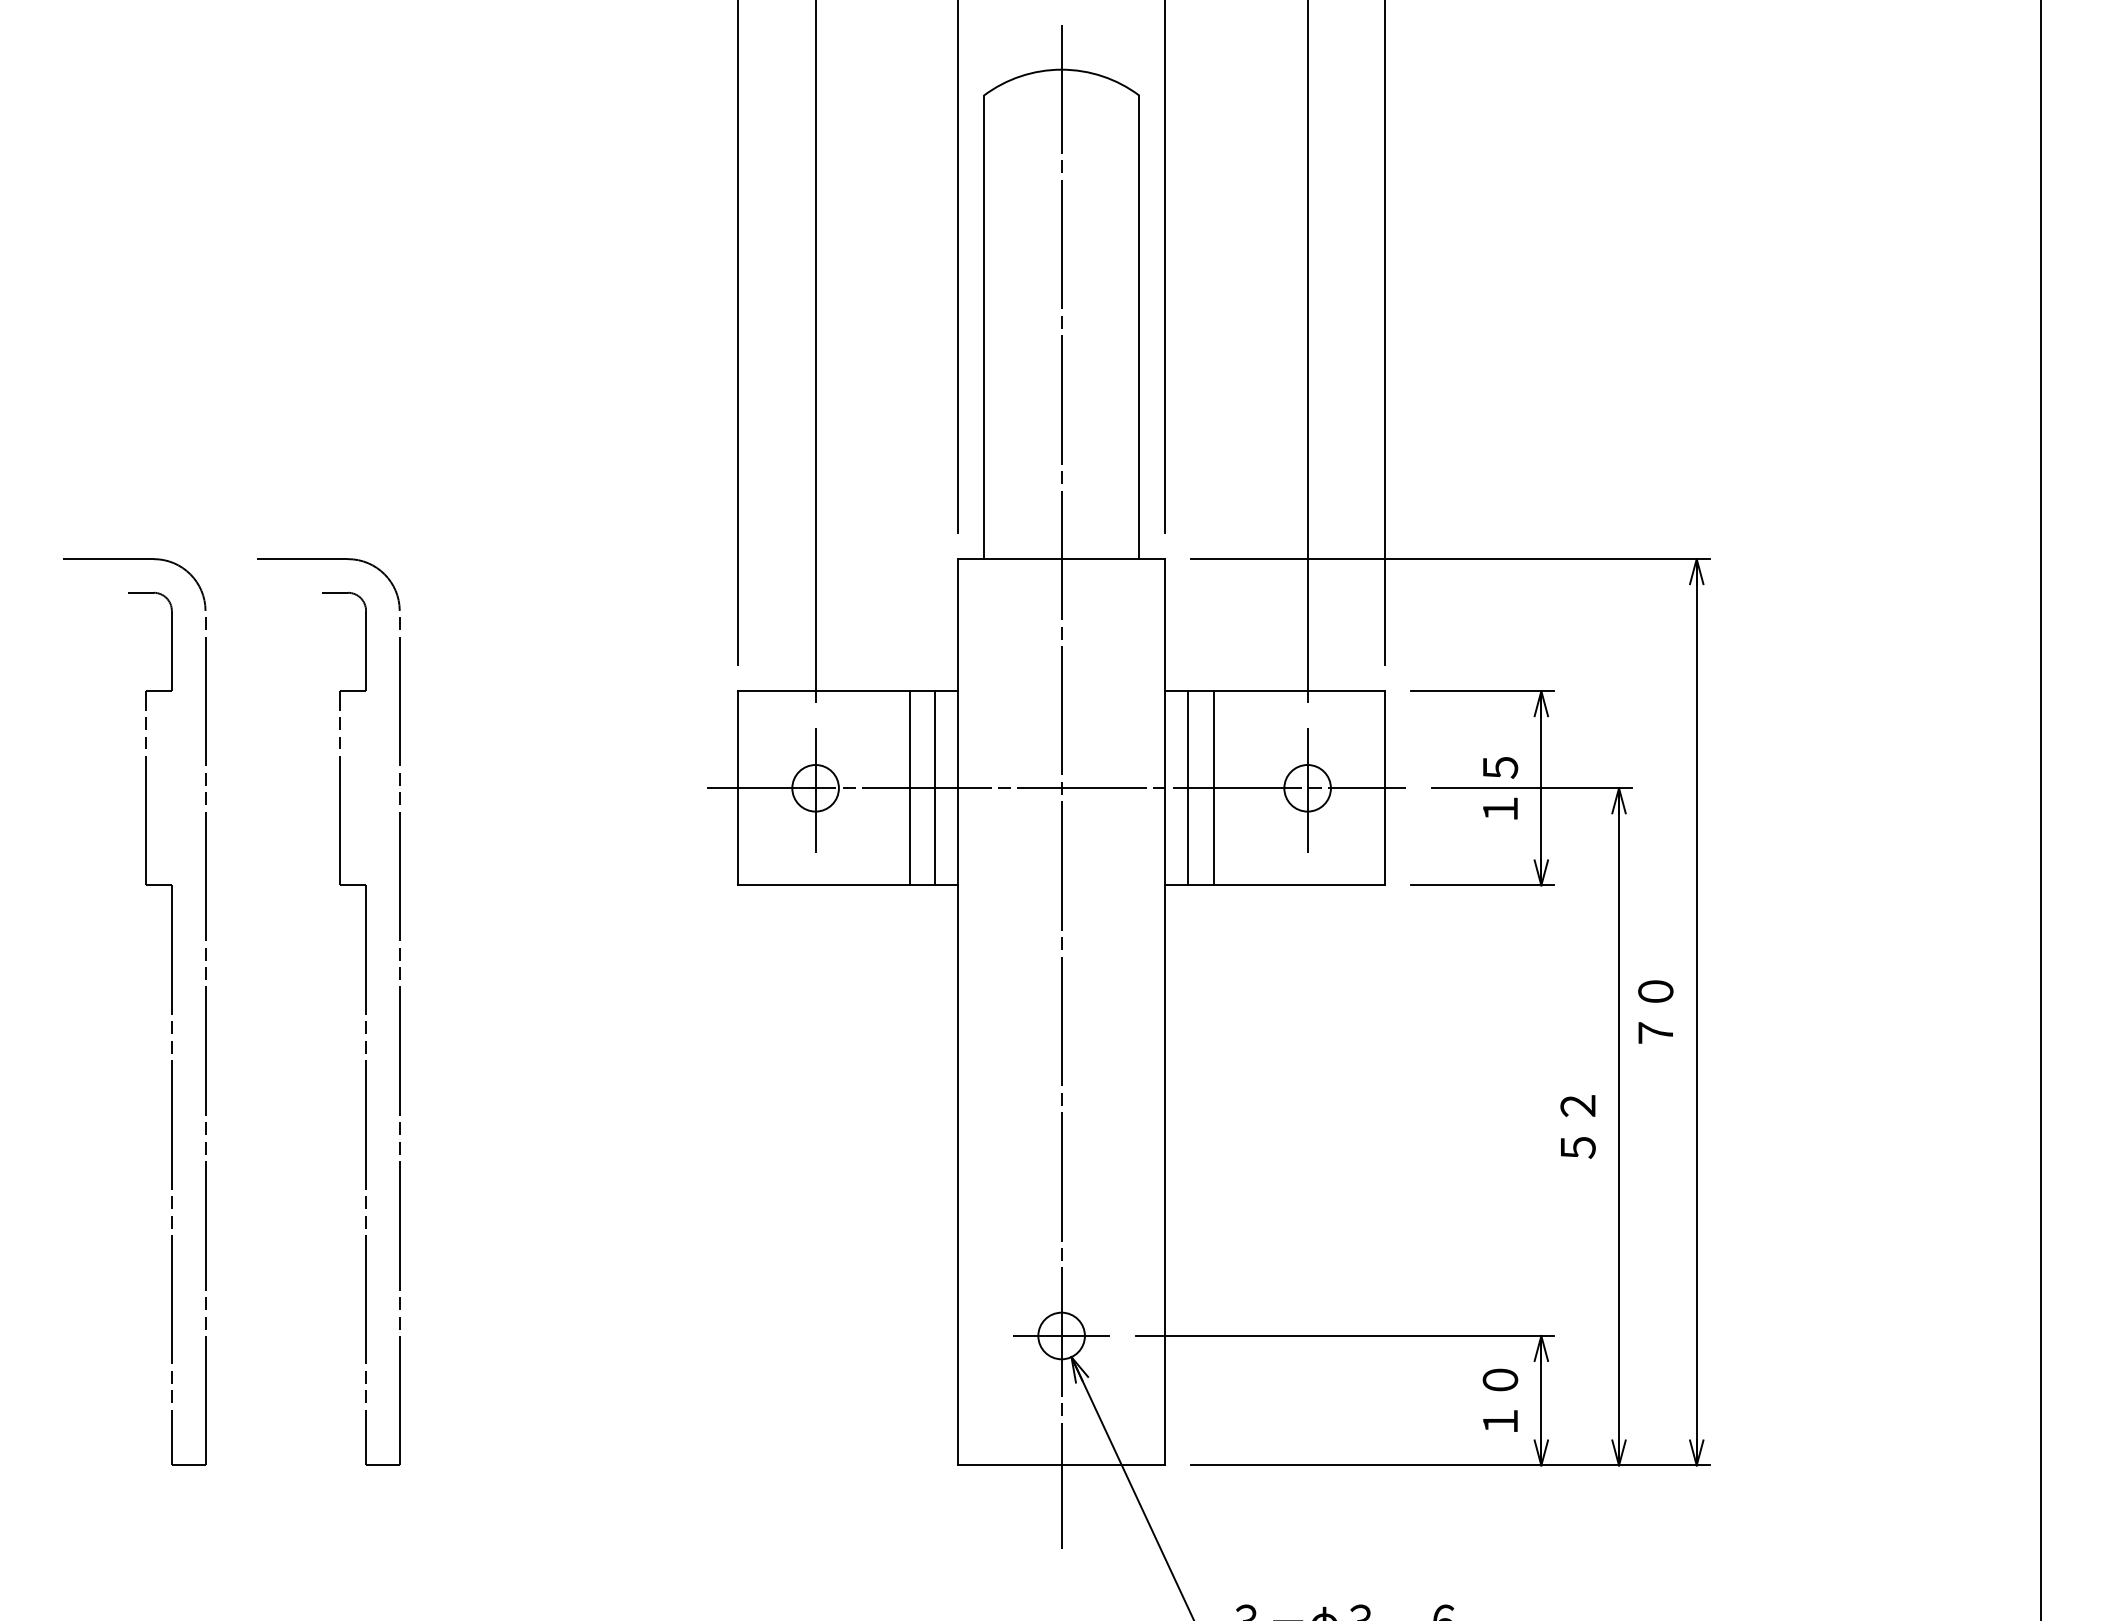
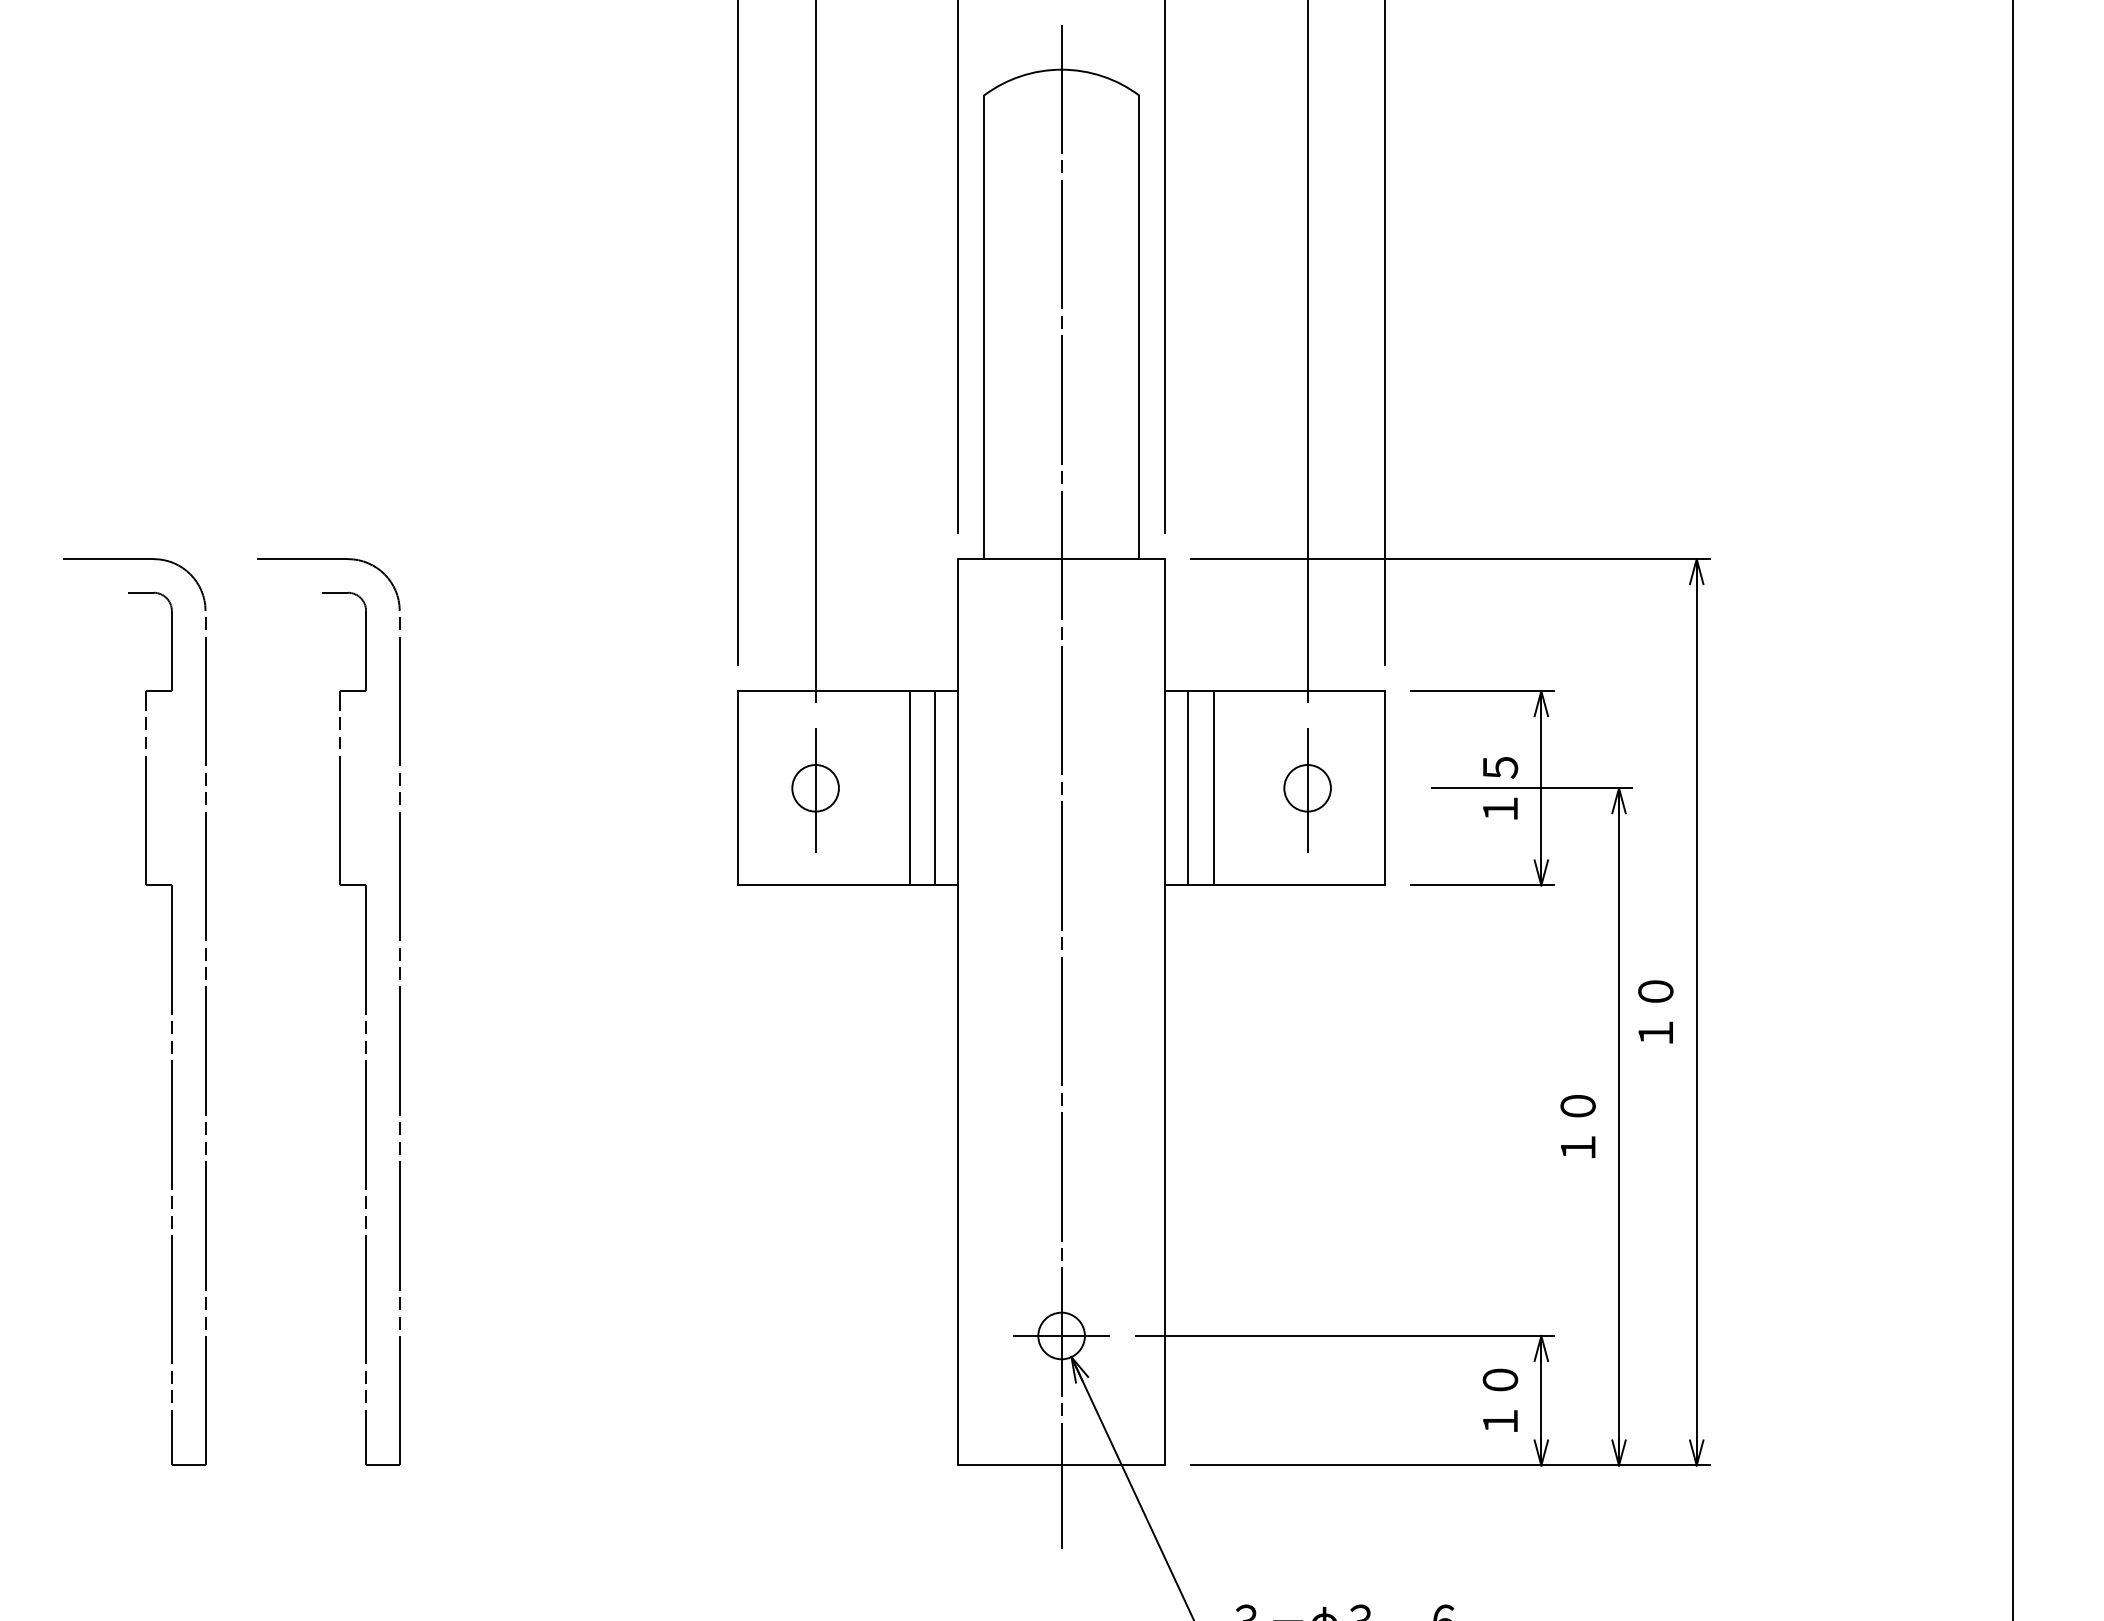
line: present -> none (1056, 788)
line position: (2040, 809) -> (2012, 809) (2012, 809)
text: ７０ -> １０ (1655, 1032)
text: ５２ -> １０ (1577, 1126)
